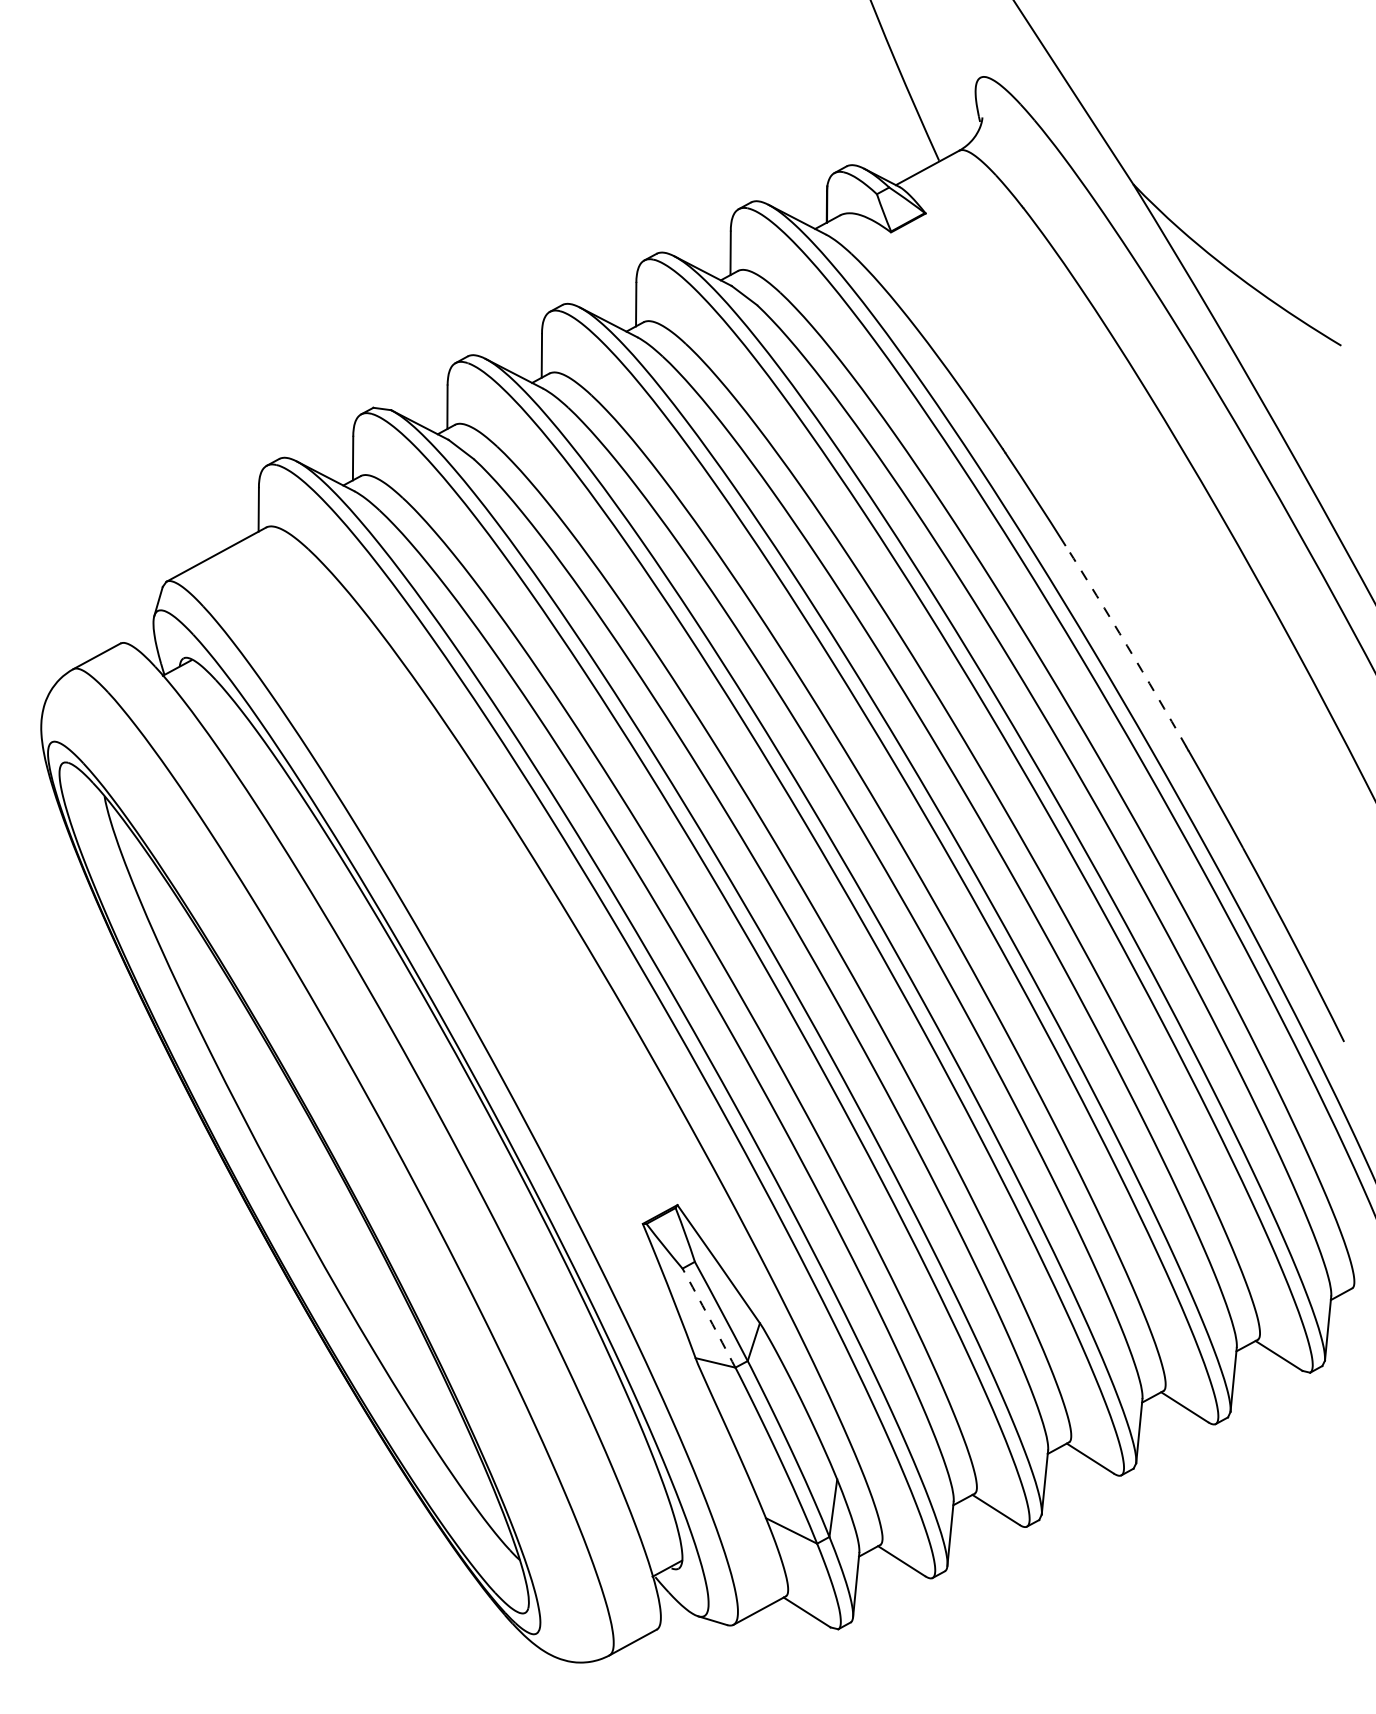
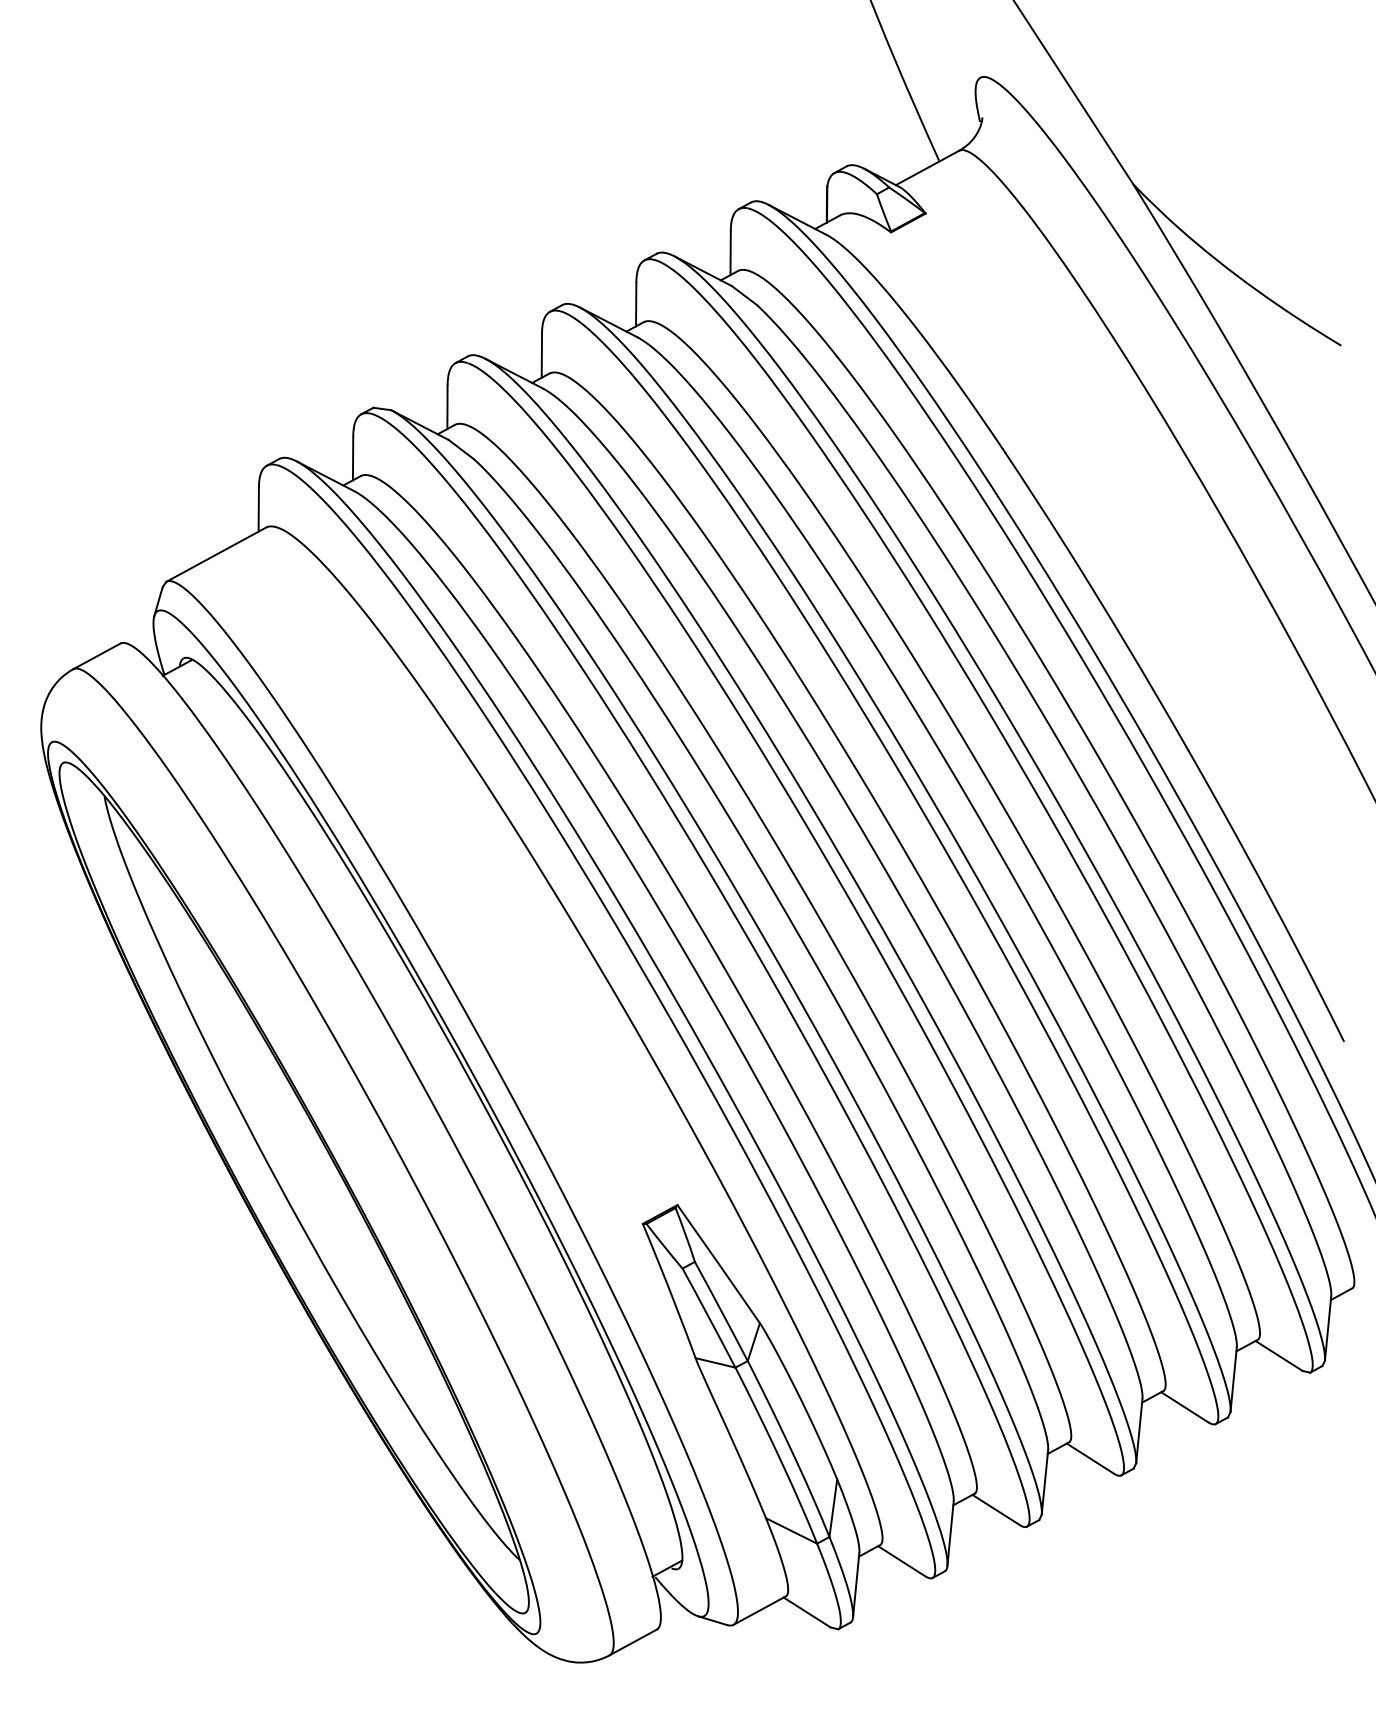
arc: dashed -> solid (1127, 645)
arc: dashed -> solid (709, 1318)
